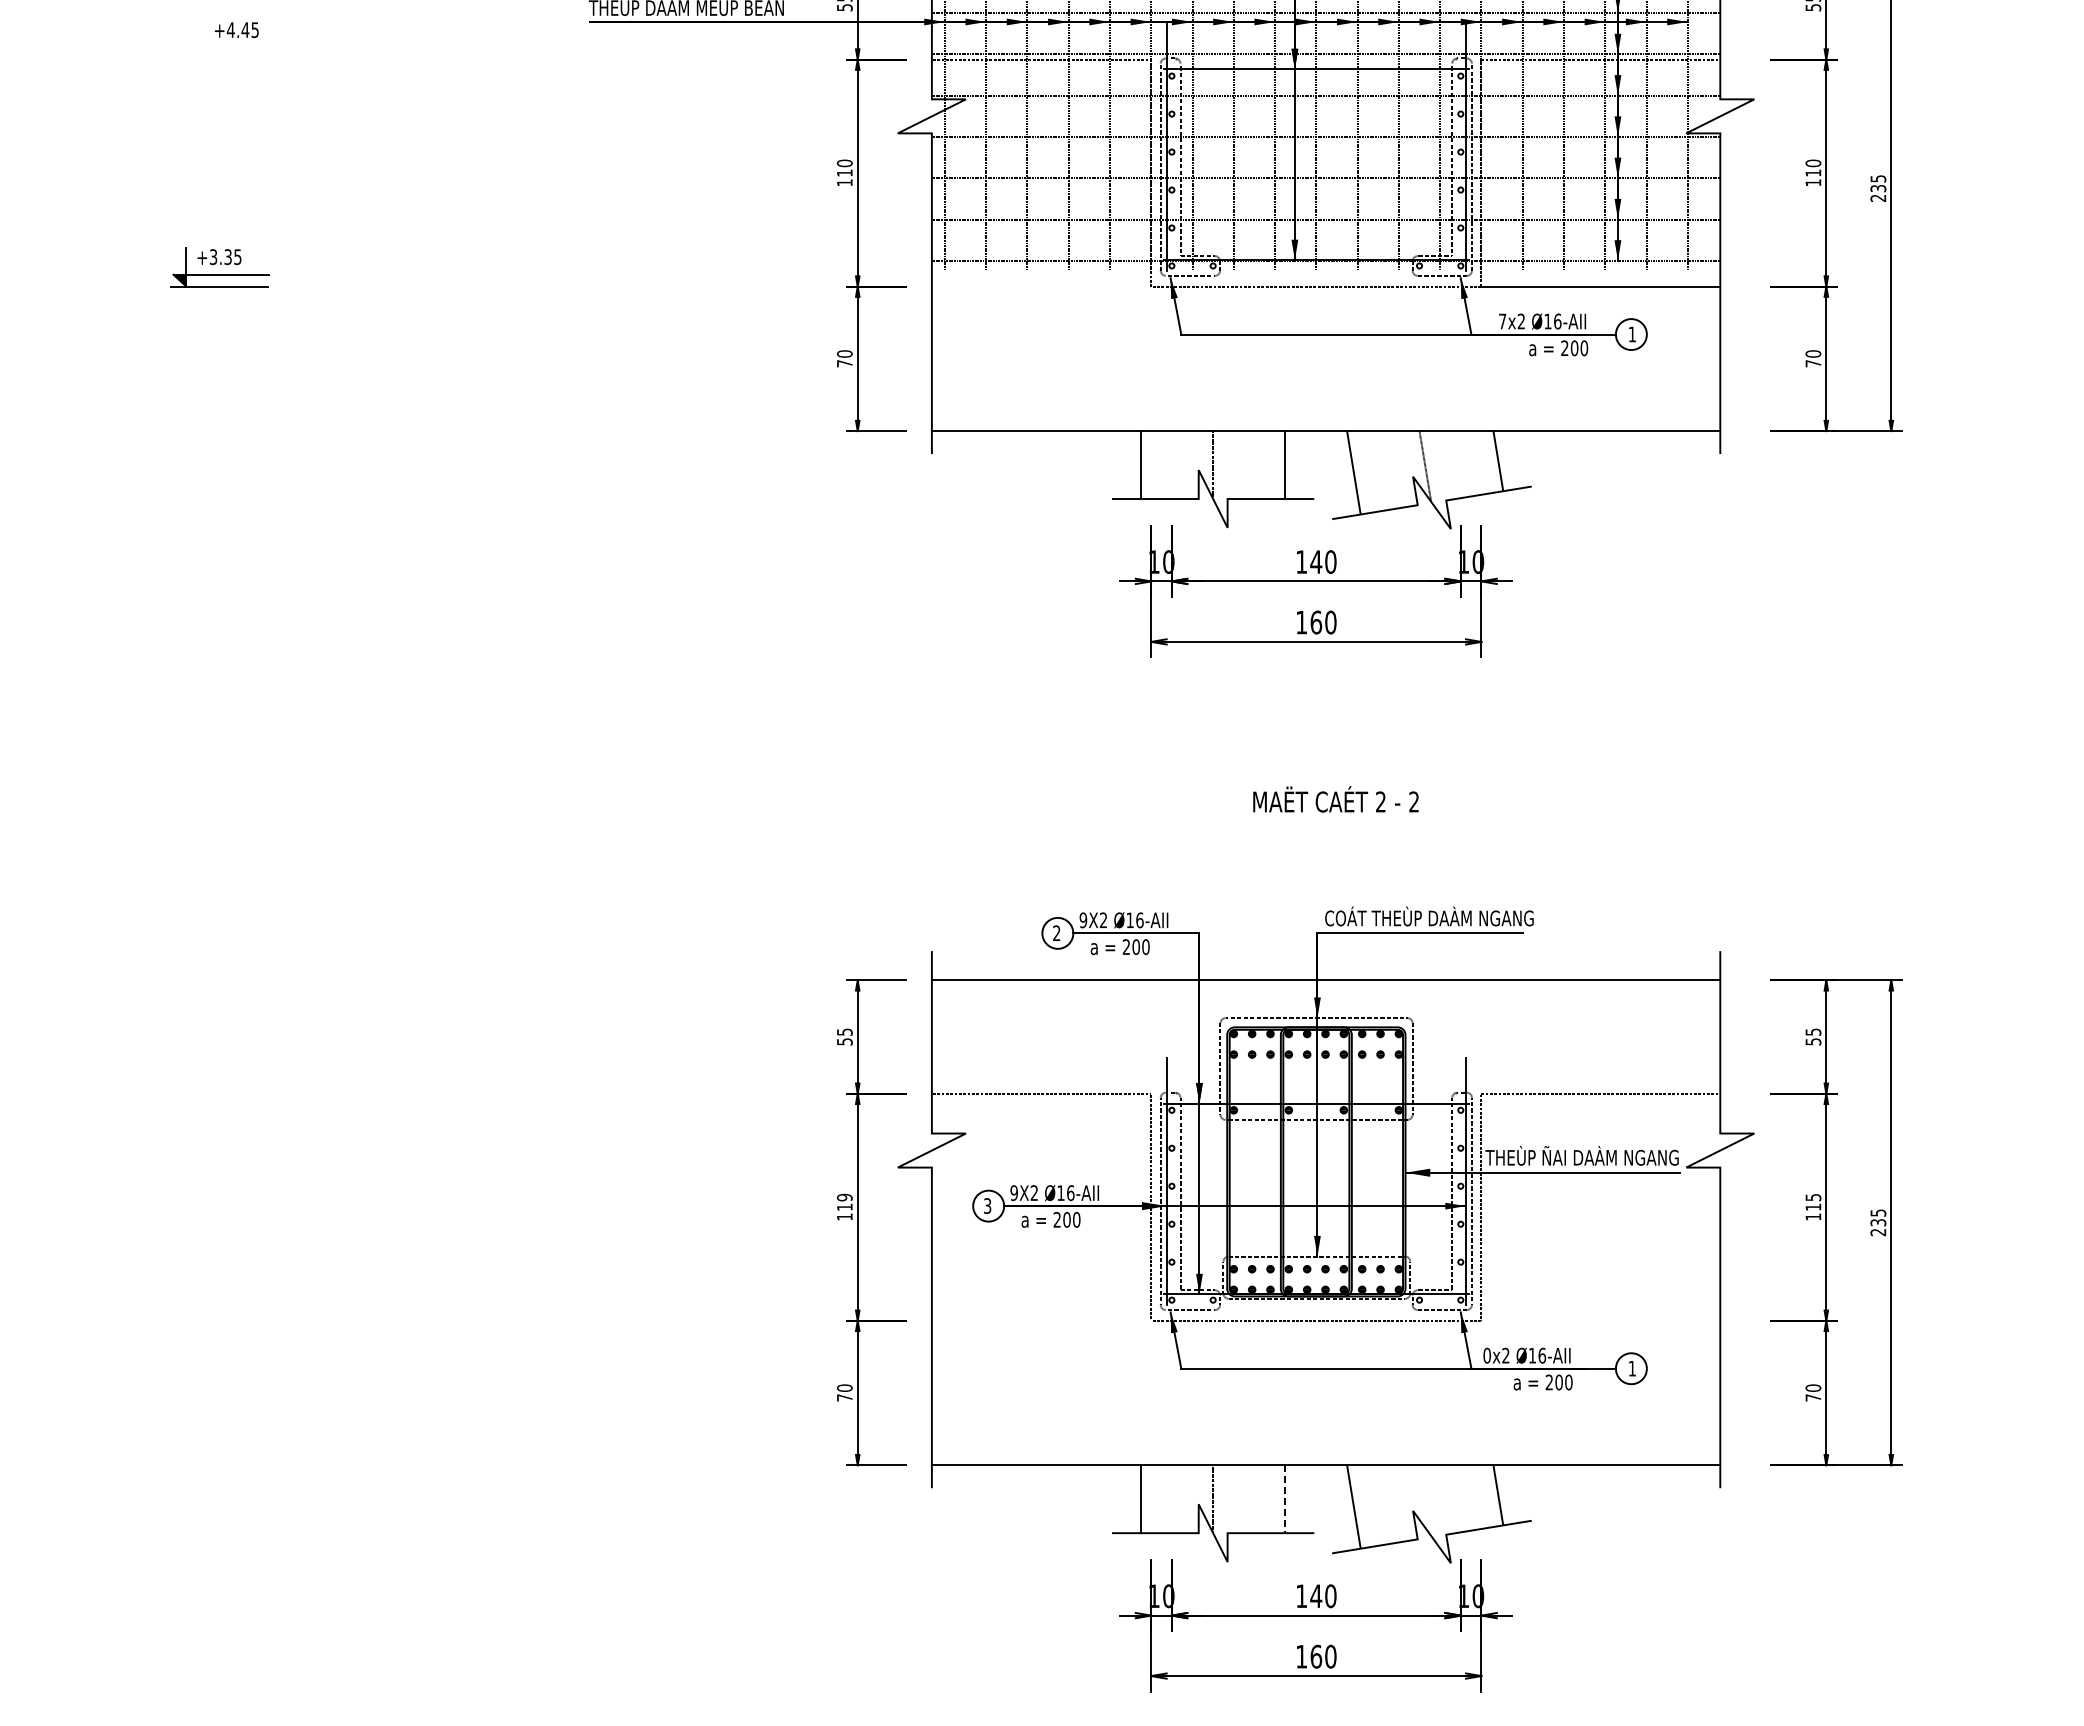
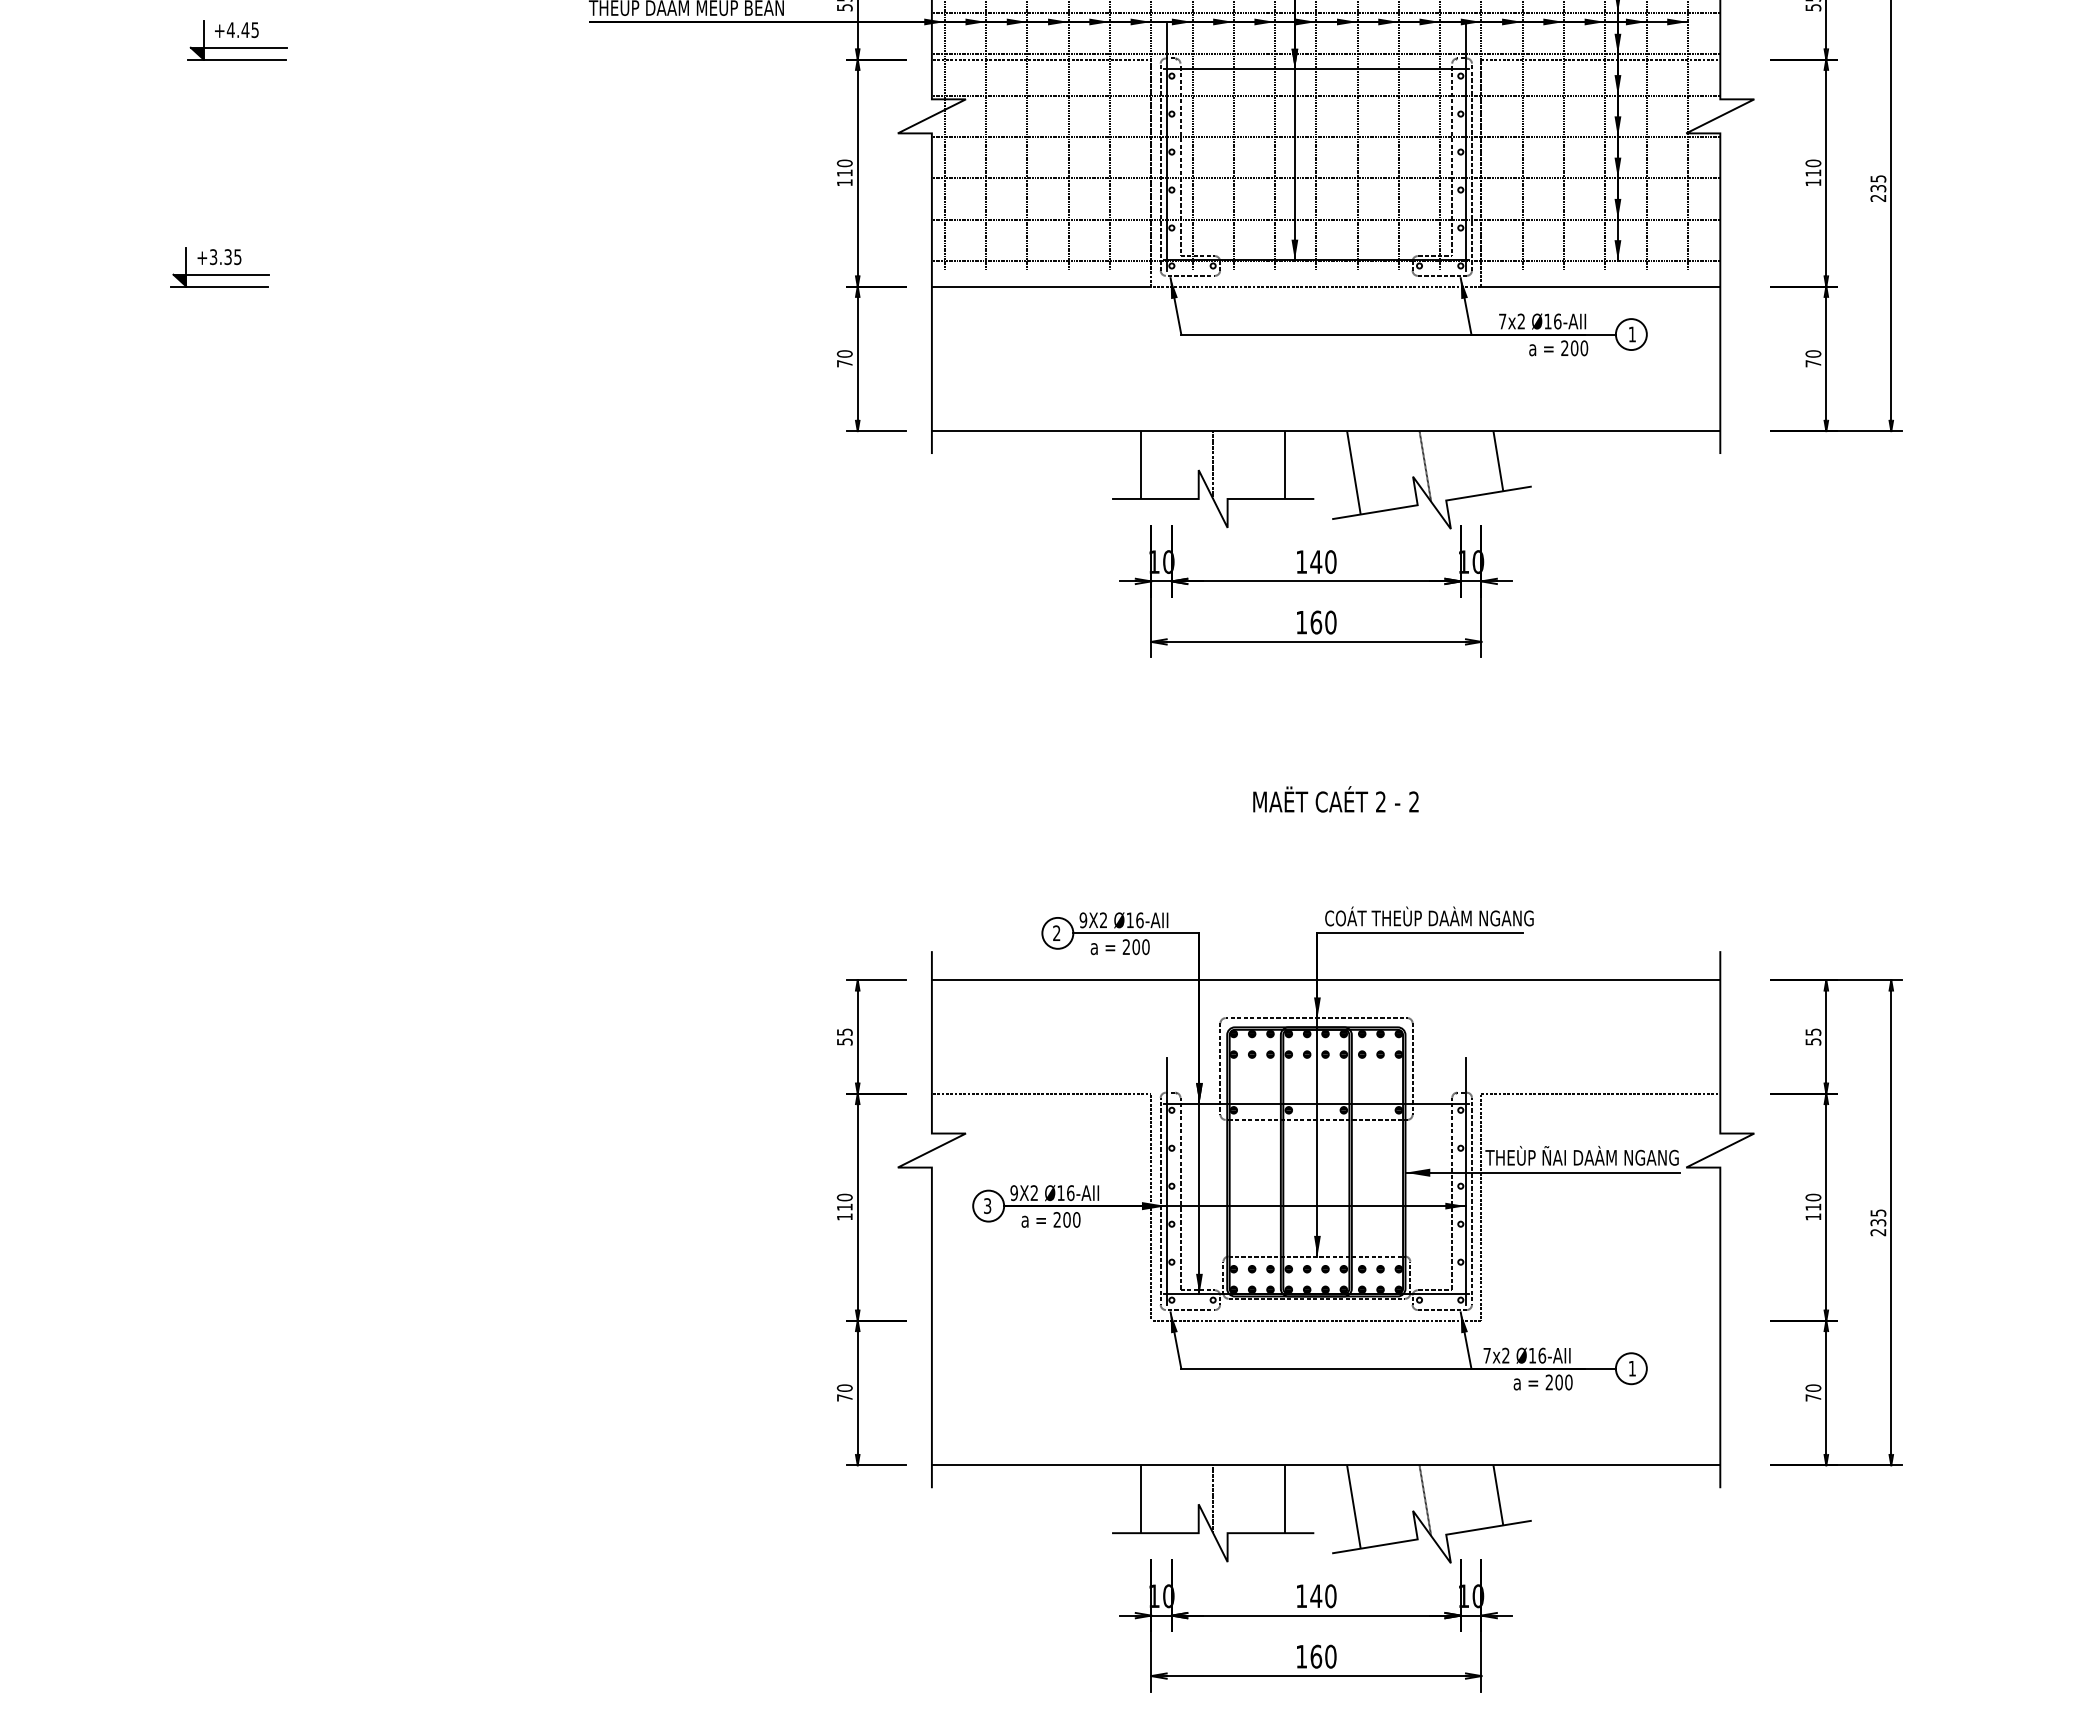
part: none -> present (237, 47)
line: none -> present (1041, 286)
text: 119 -> 110 (844, 1197)
text: 115 -> 110 (1813, 1197)
text: 0x2 -> 7x2 (1486, 1355)
line: dashed -> solid (1285, 1499)
line: none -> present (1425, 1500)
